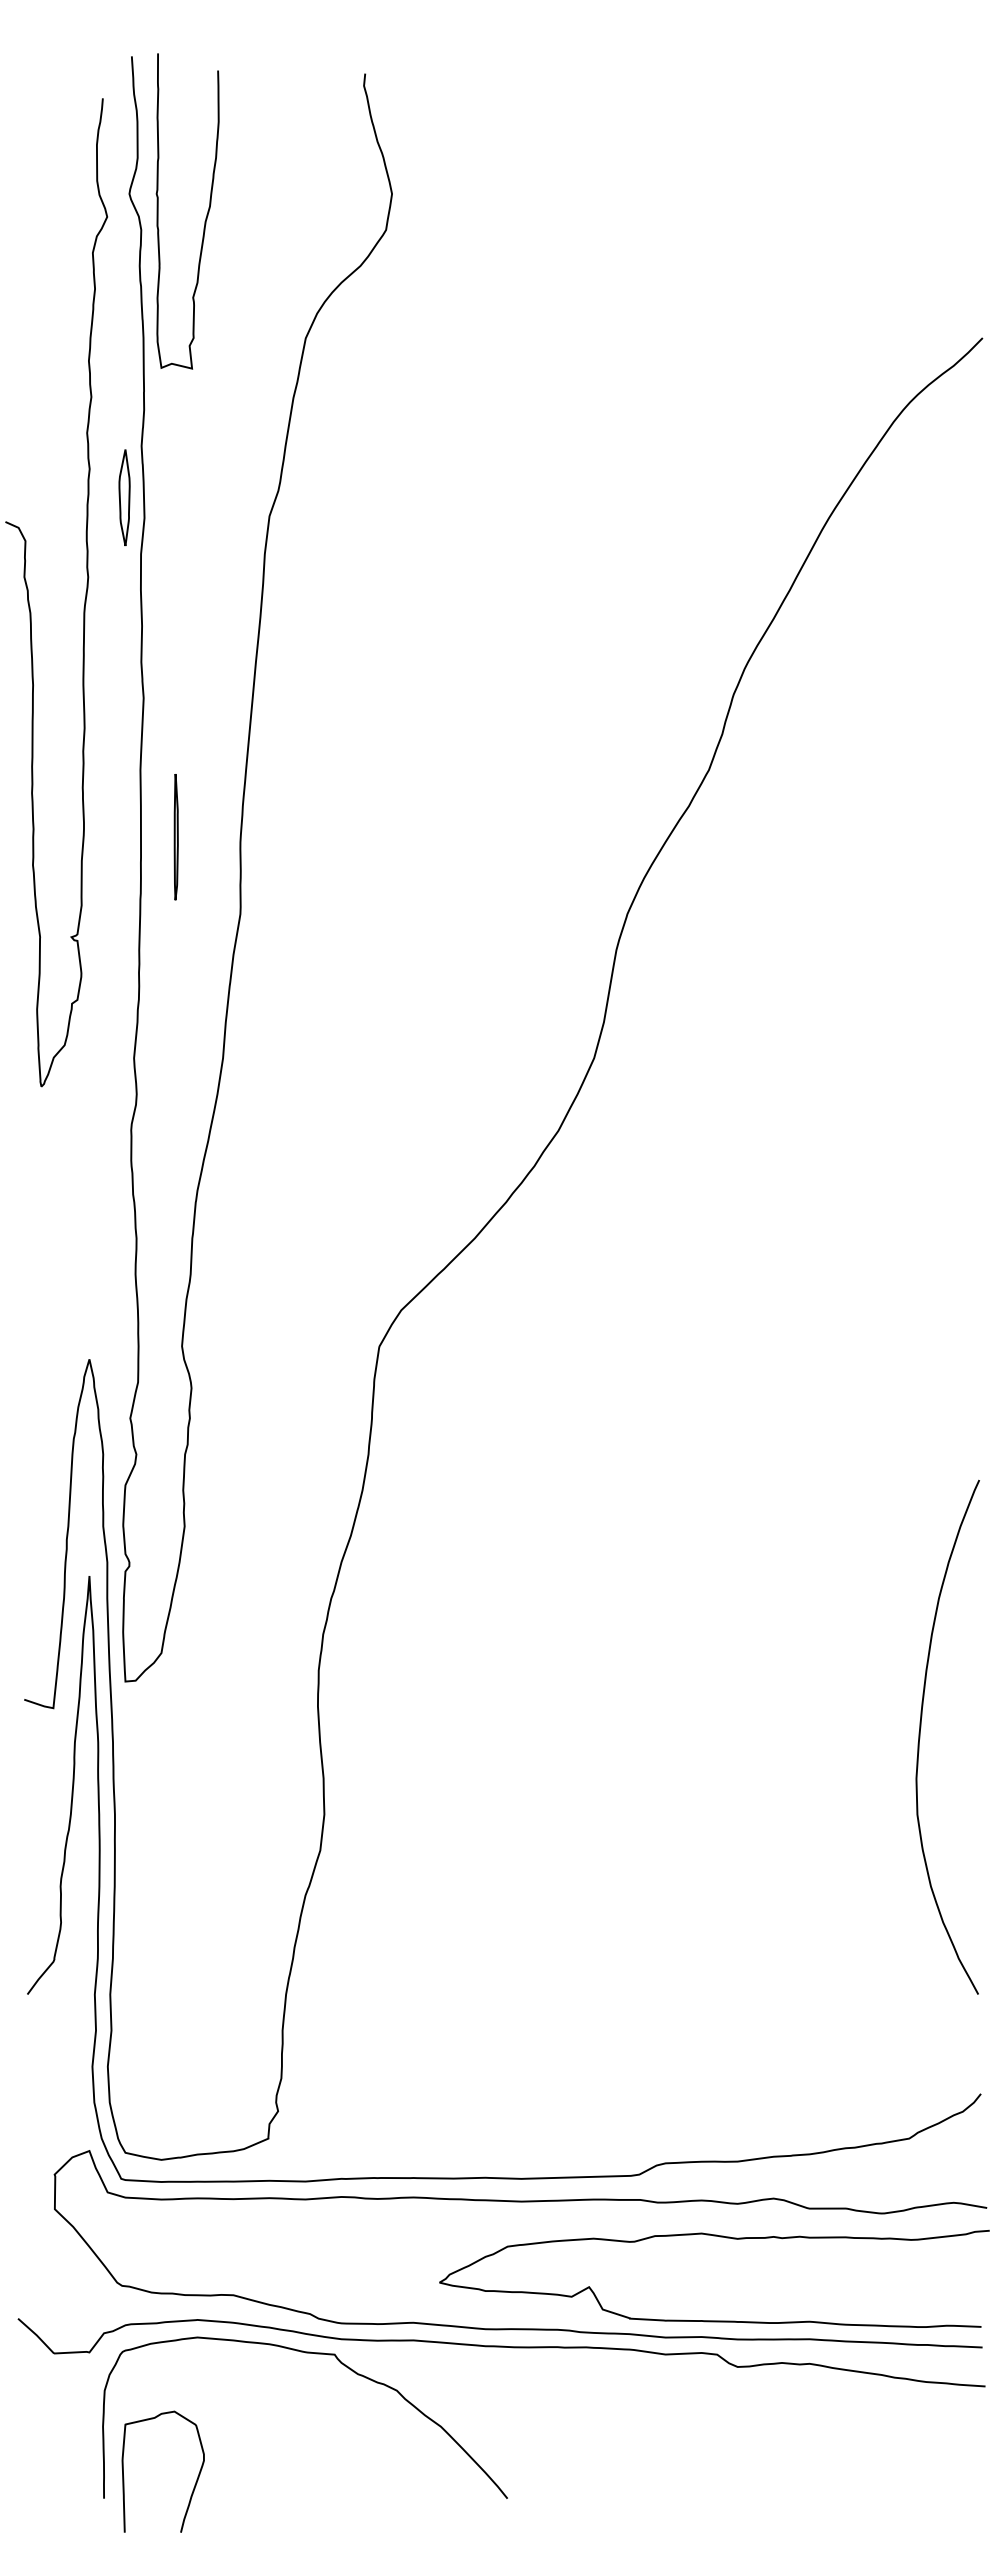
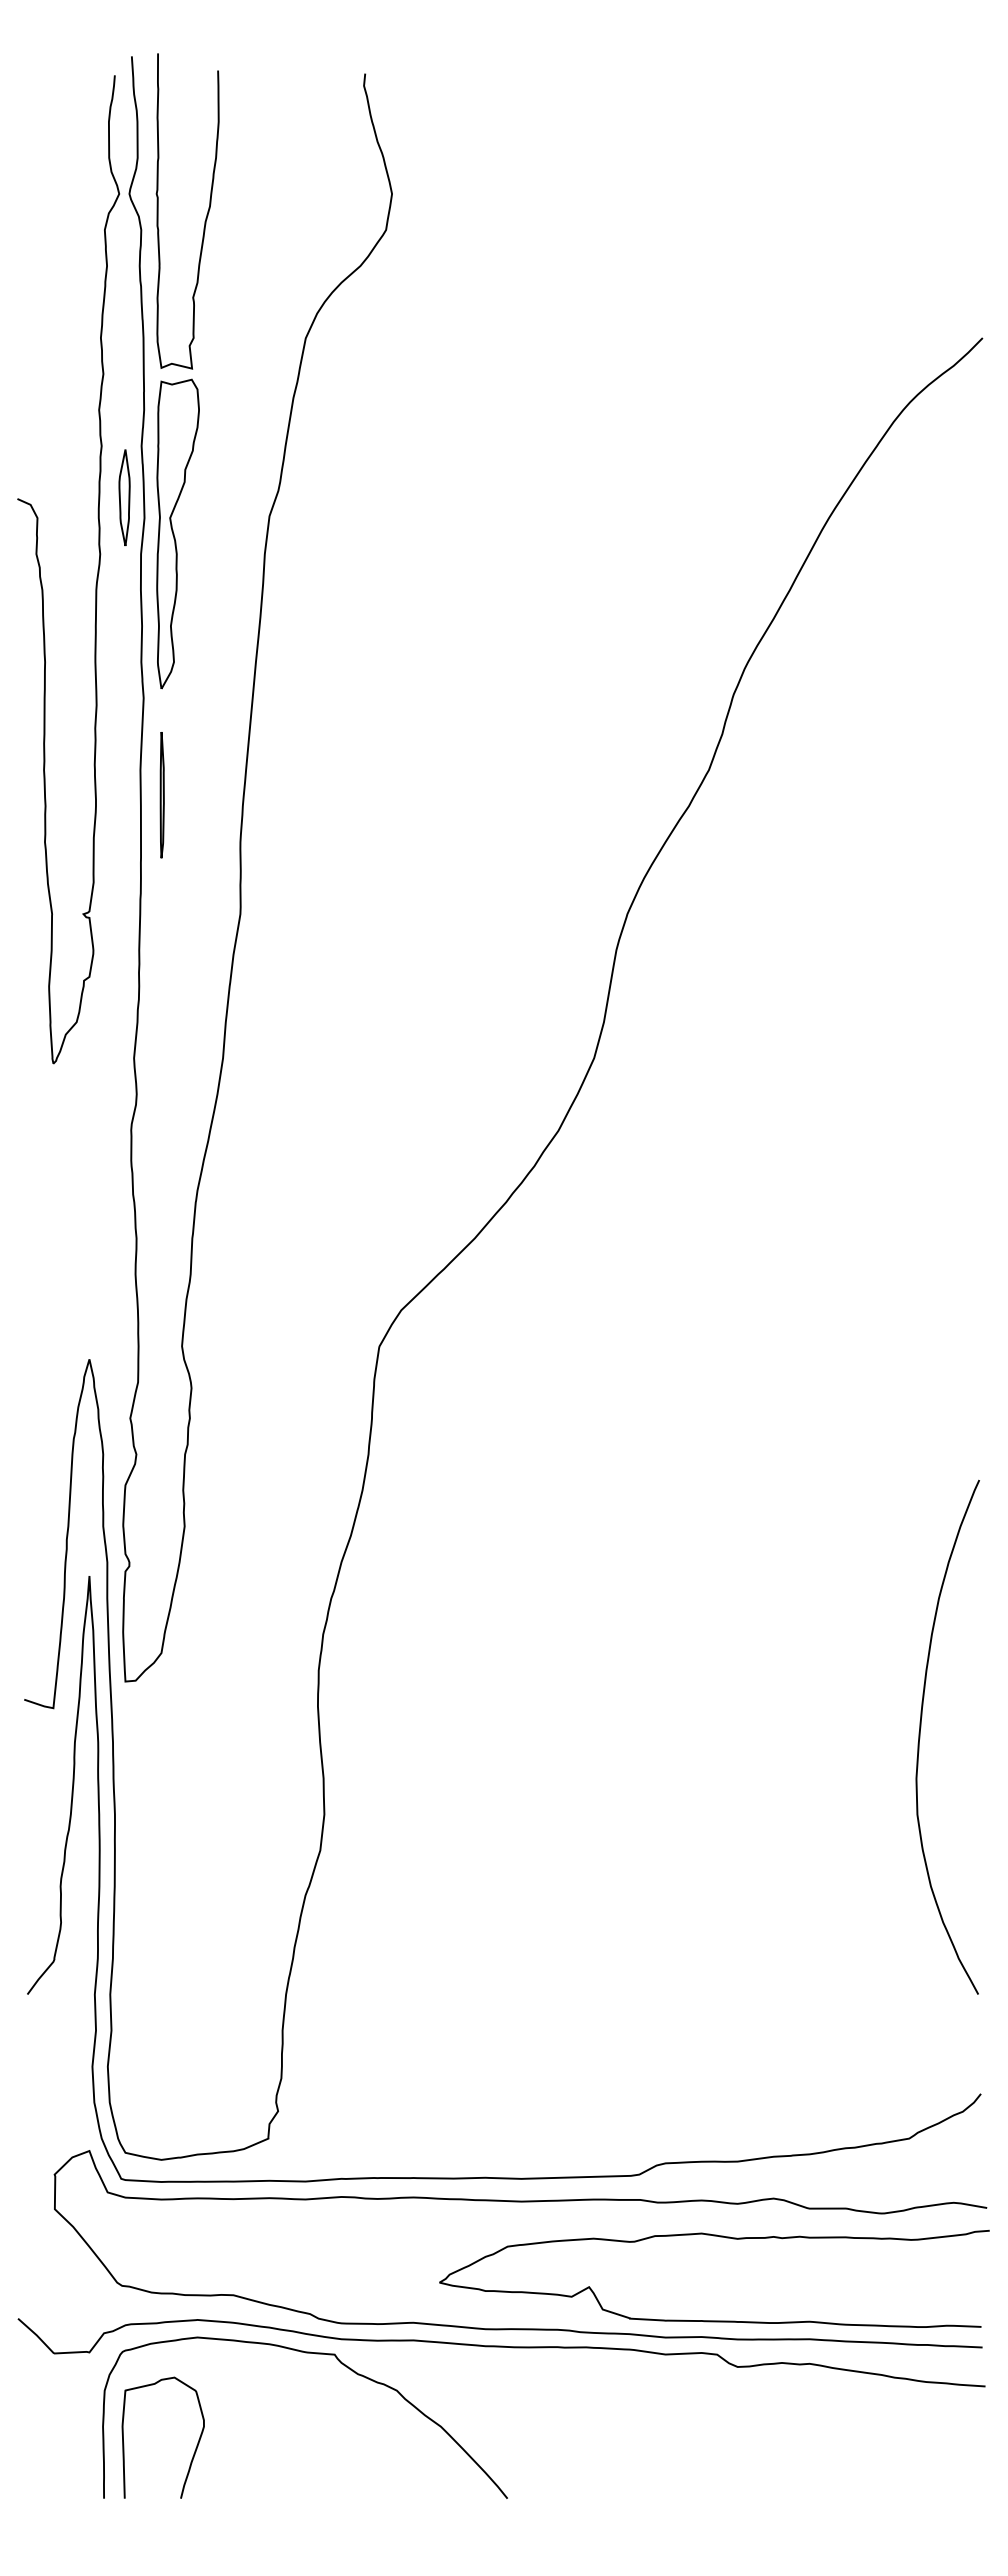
part: none -> present (177, 533)
curve position: (28, 592) -> (40, 569) (40, 569)
part position: (175, 837) -> (161, 795) (161, 795)
curve position: (194, 2484) -> (194, 2450) (194, 2450)
